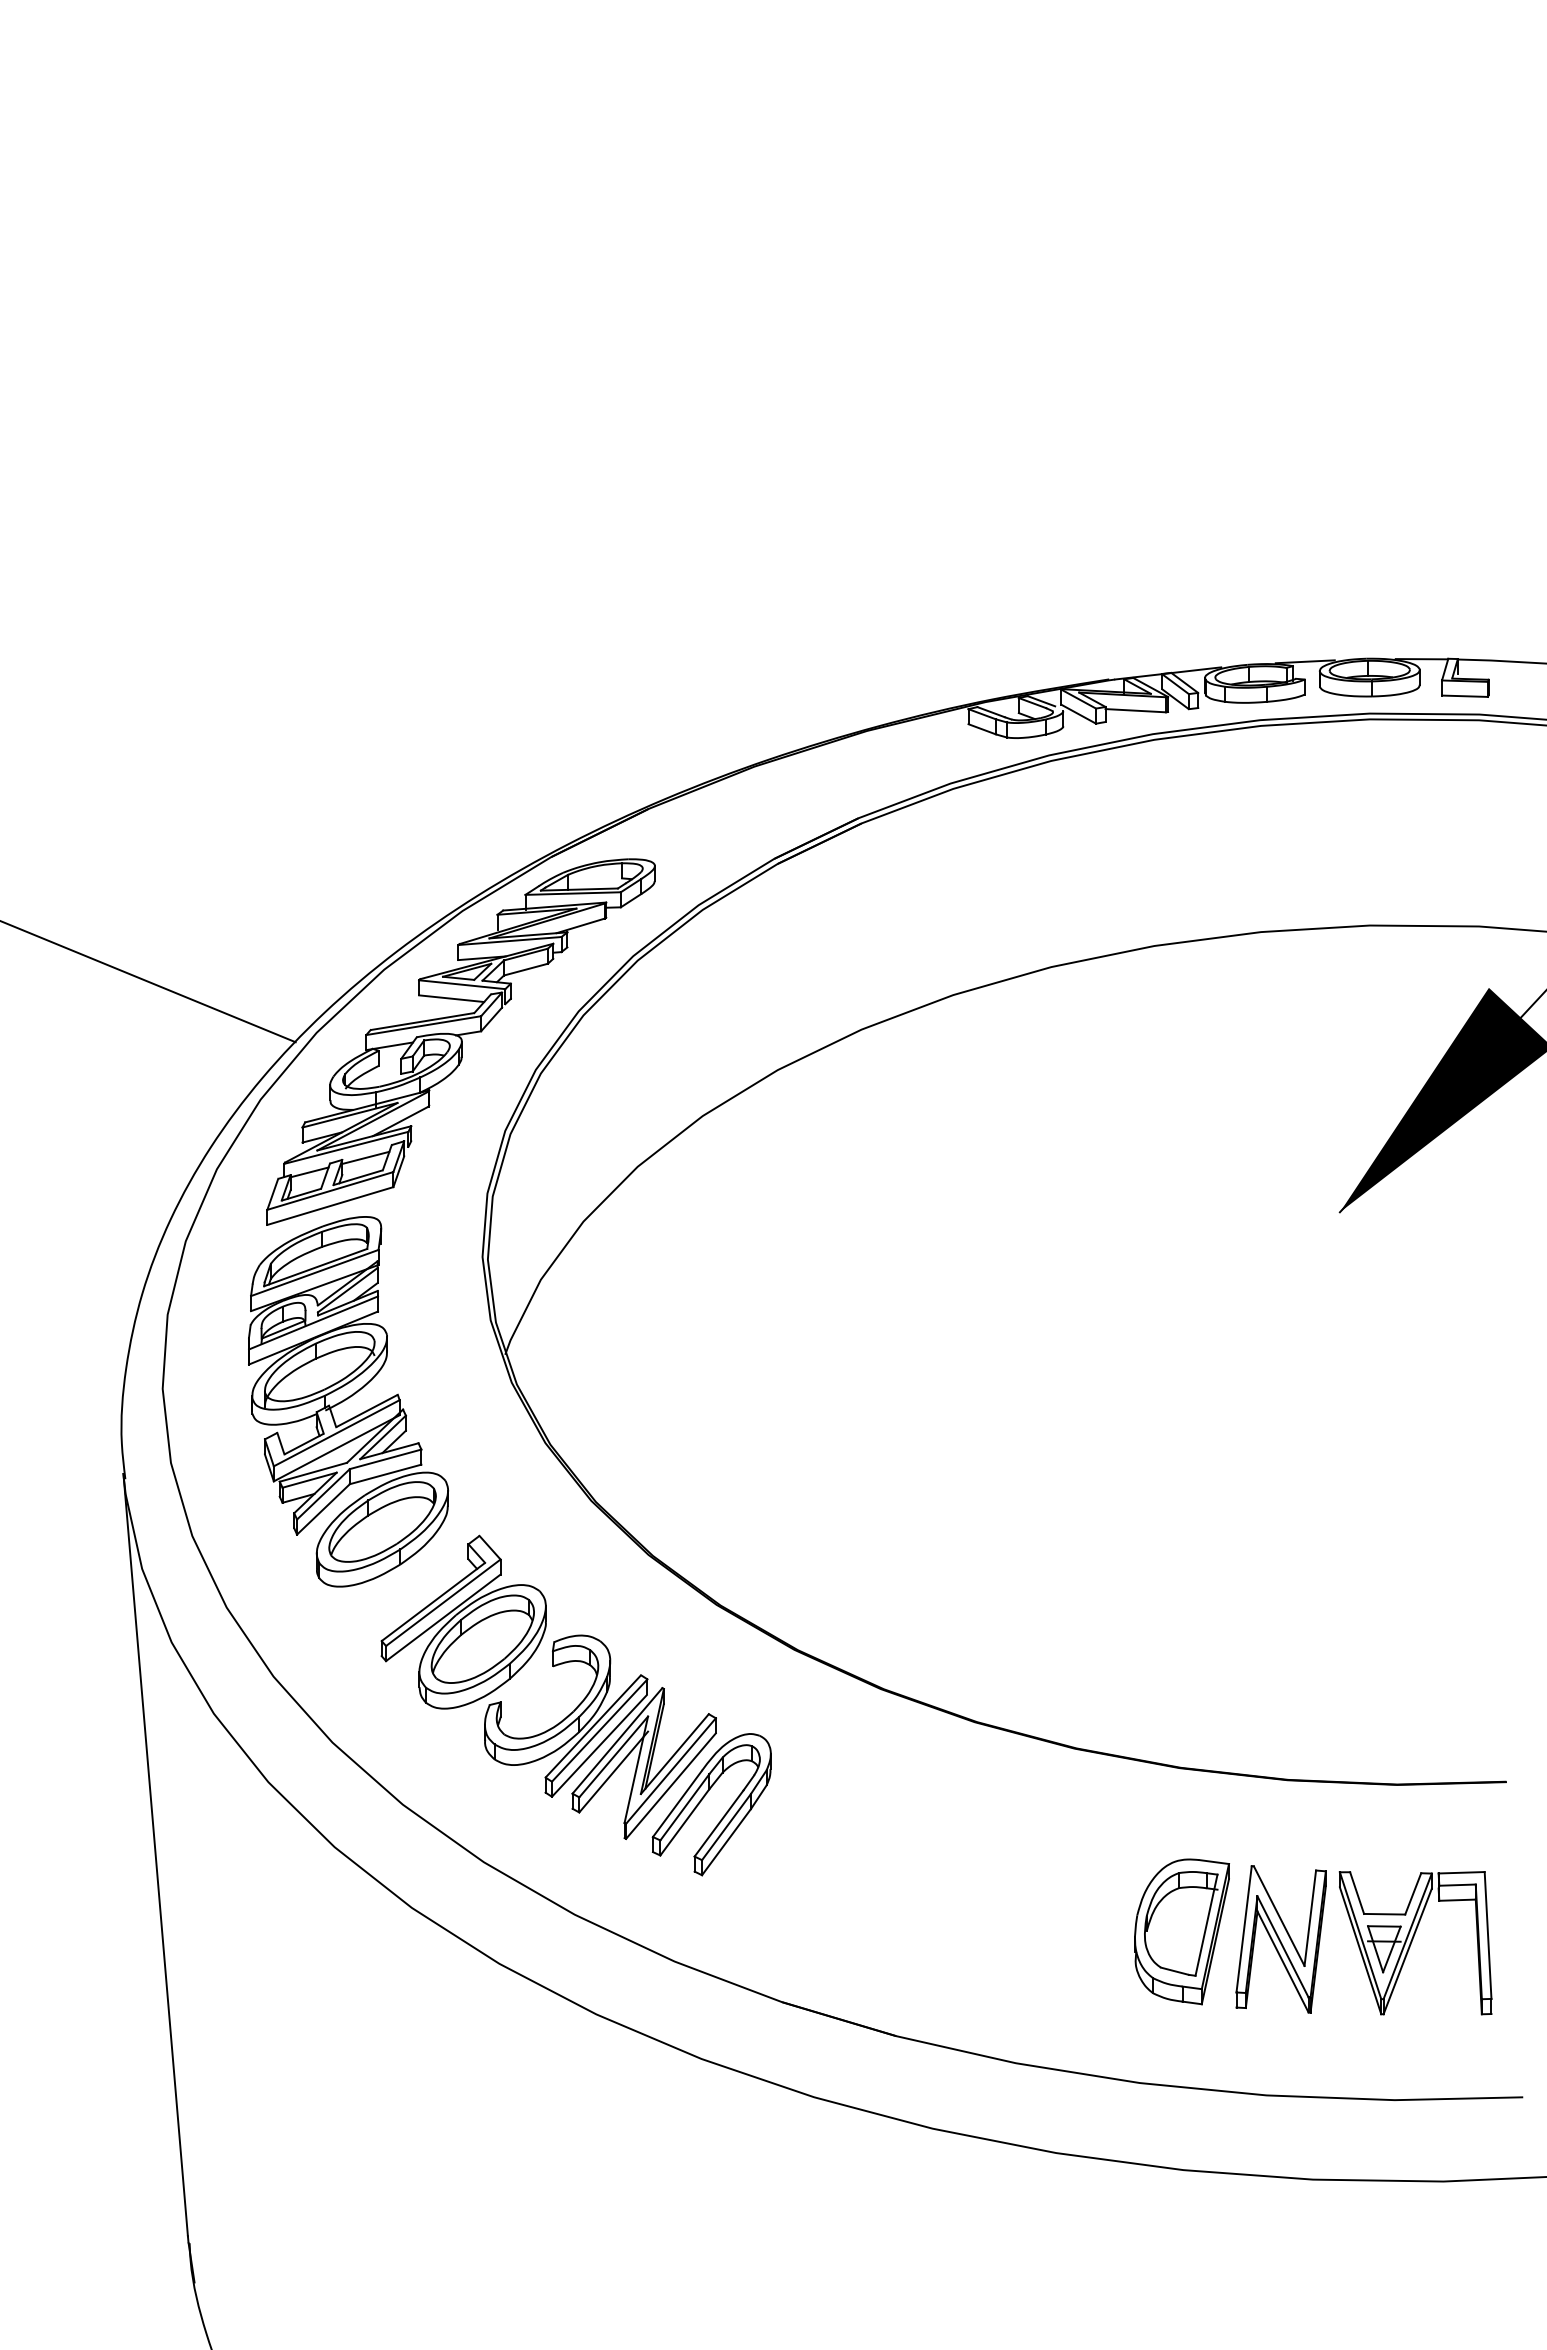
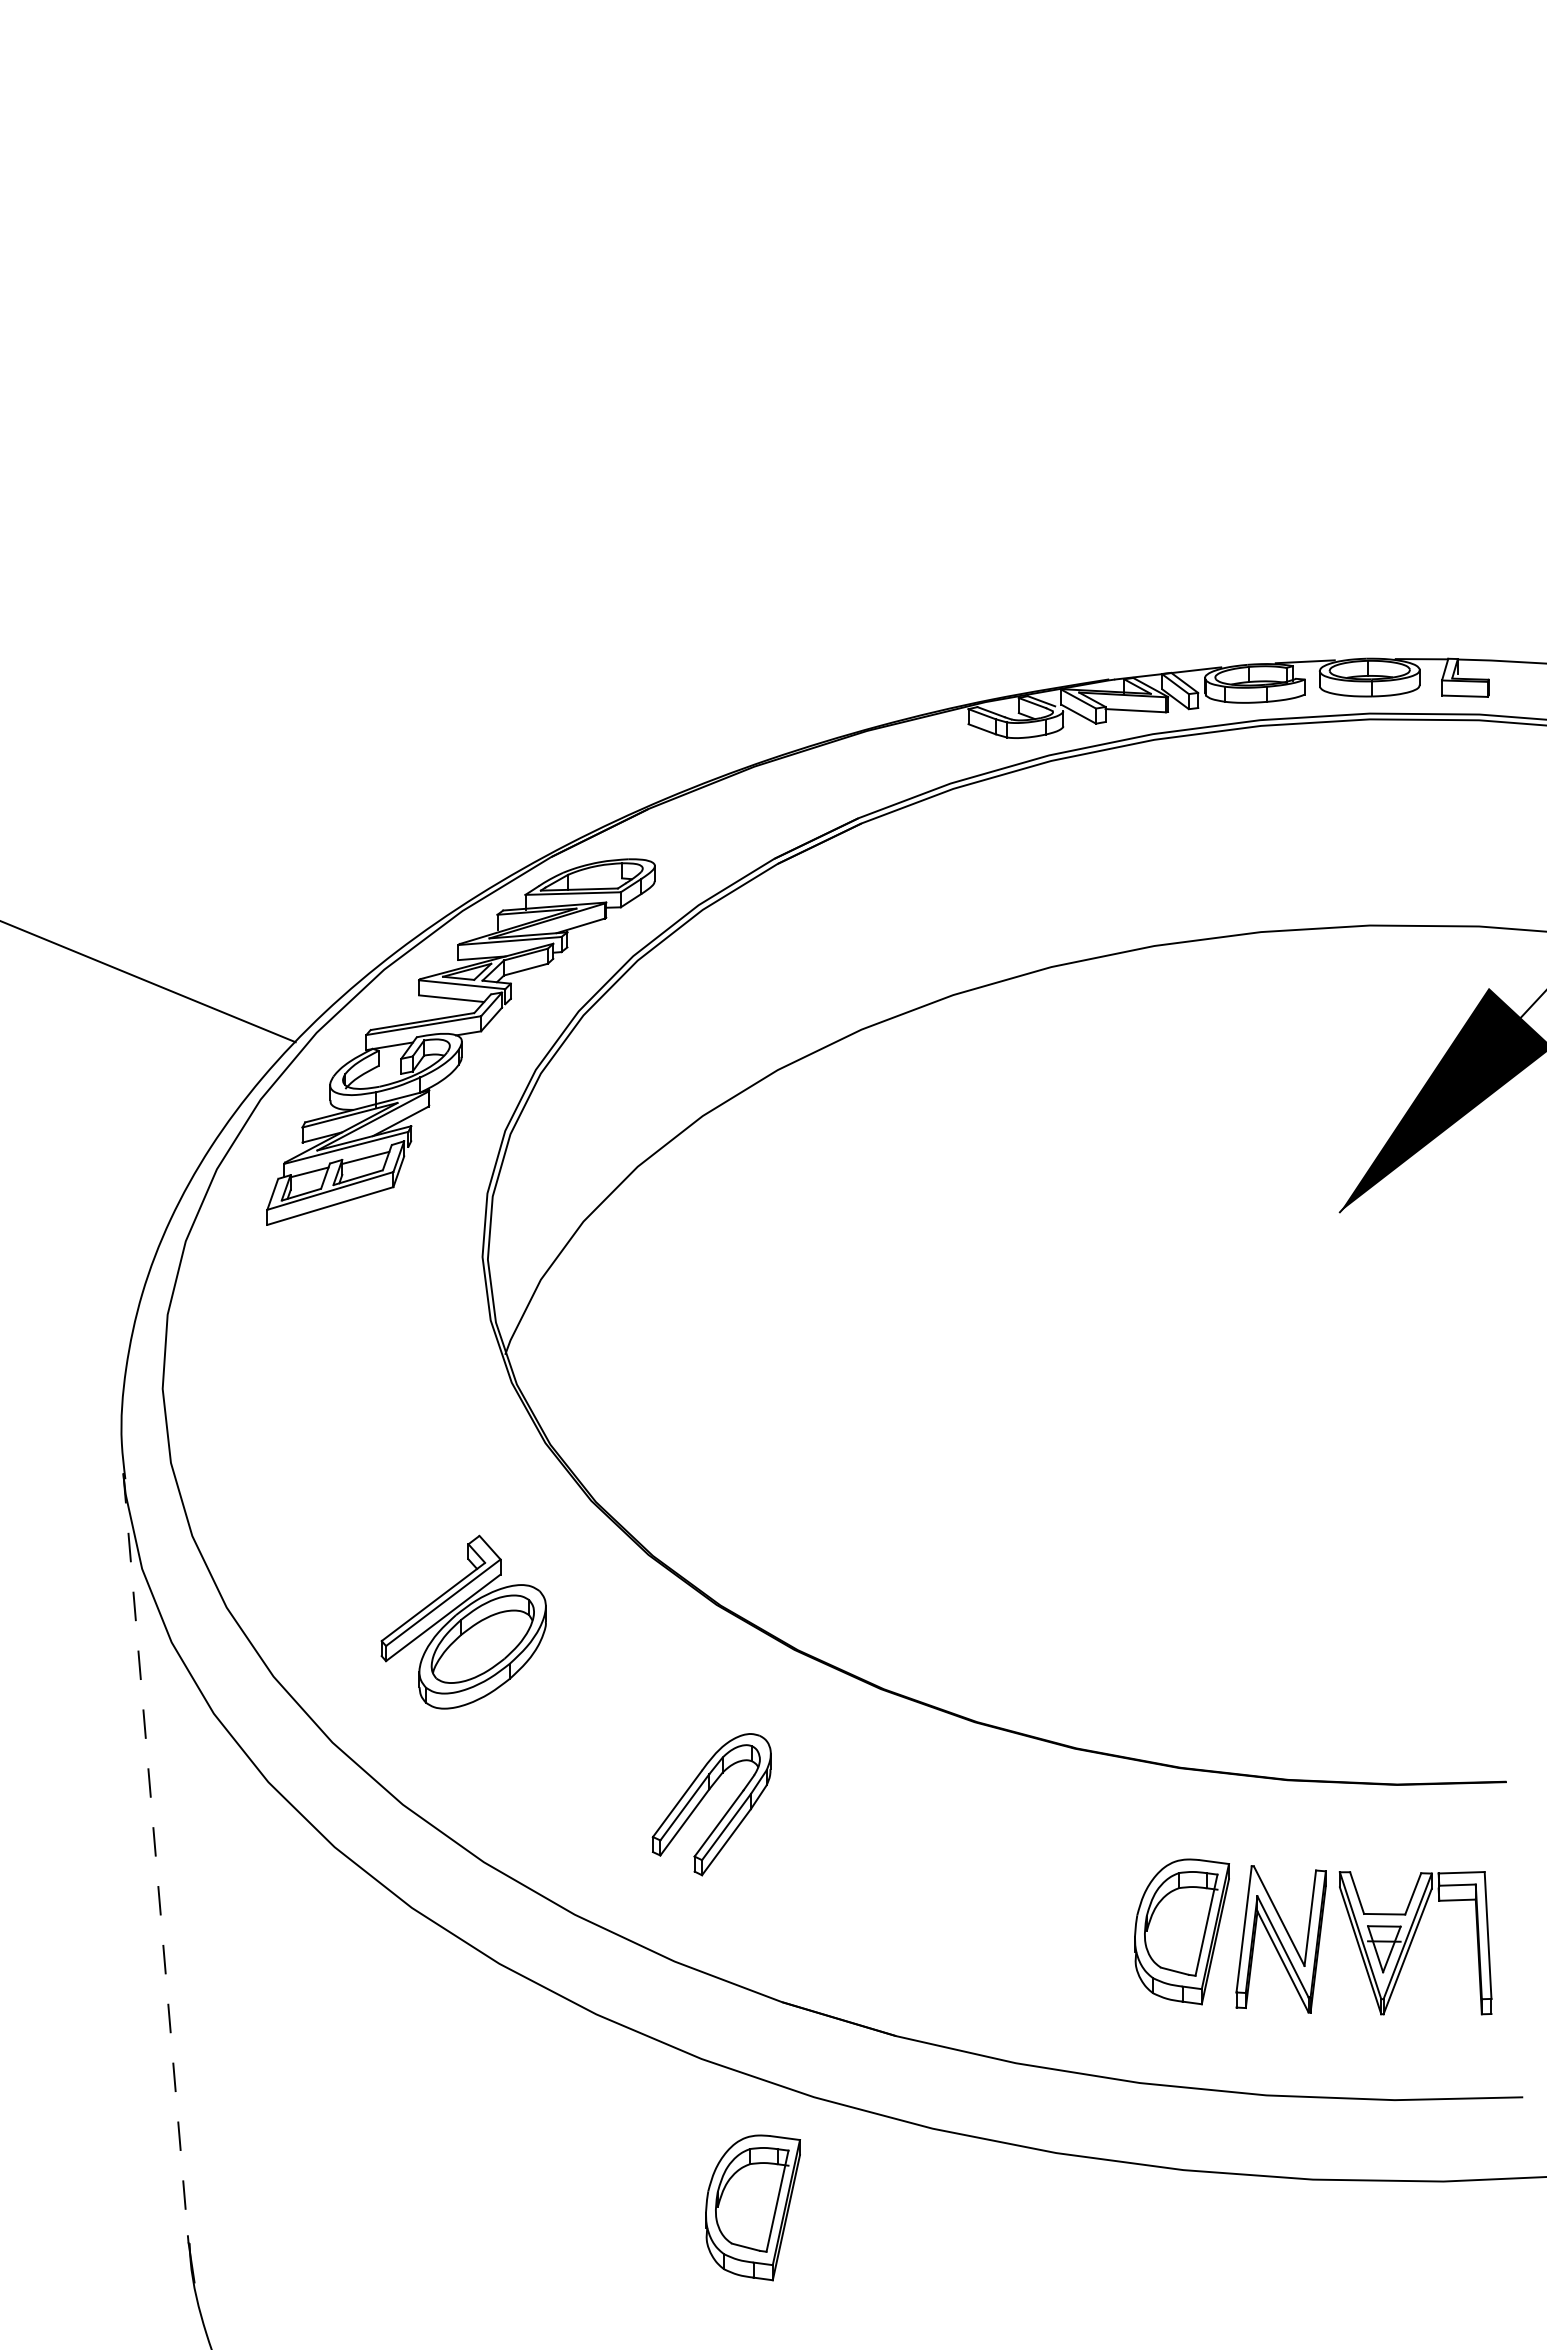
part: present -> none (348, 1401)
part: present -> none (600, 1736)
line: solid -> dashed (155, 1855)
part: none -> present (752, 2207)
